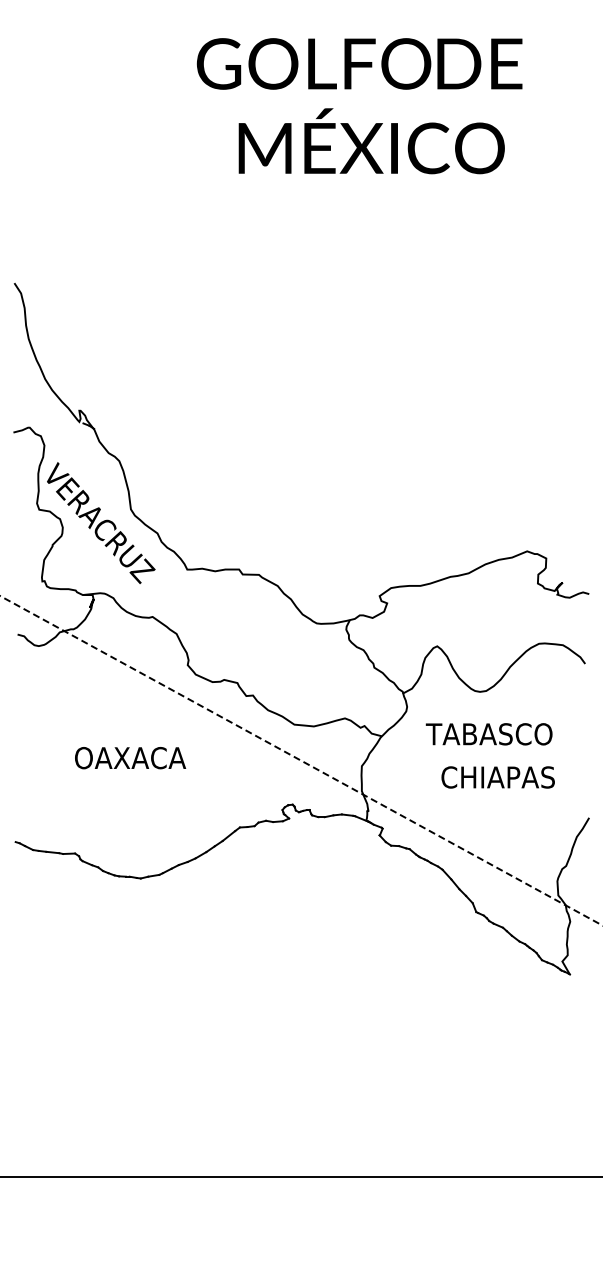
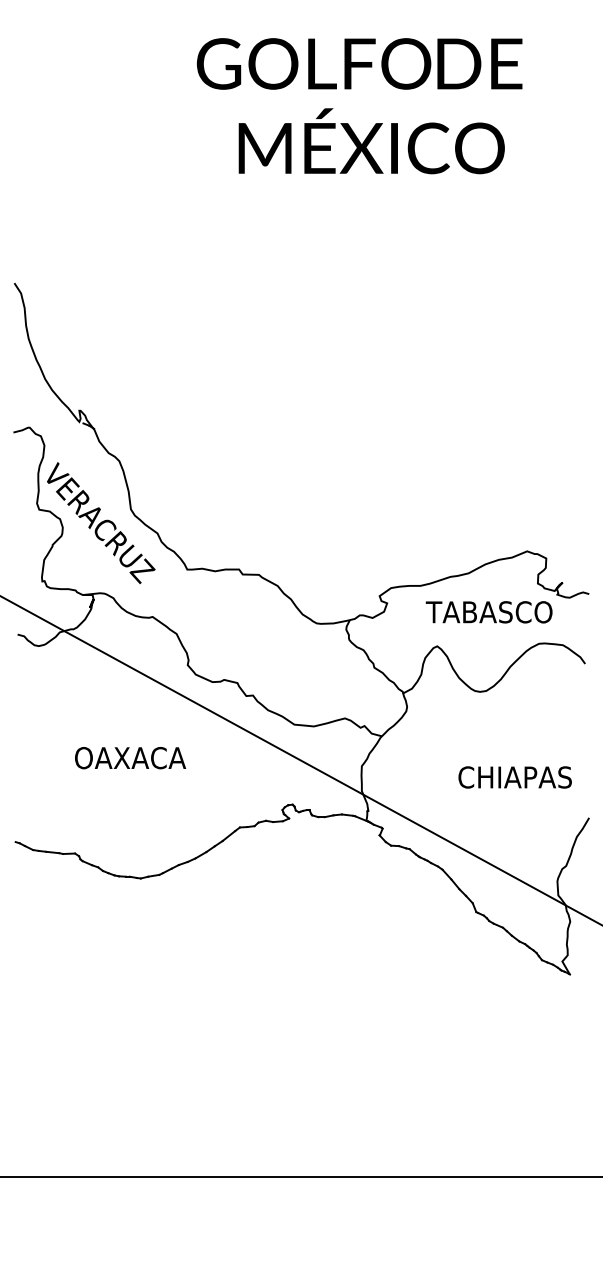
text position: (488, 734) -> (488, 612) (488, 612)
line: dashed -> solid (302, 761)
text position: (497, 777) -> (514, 777) (514, 777)
